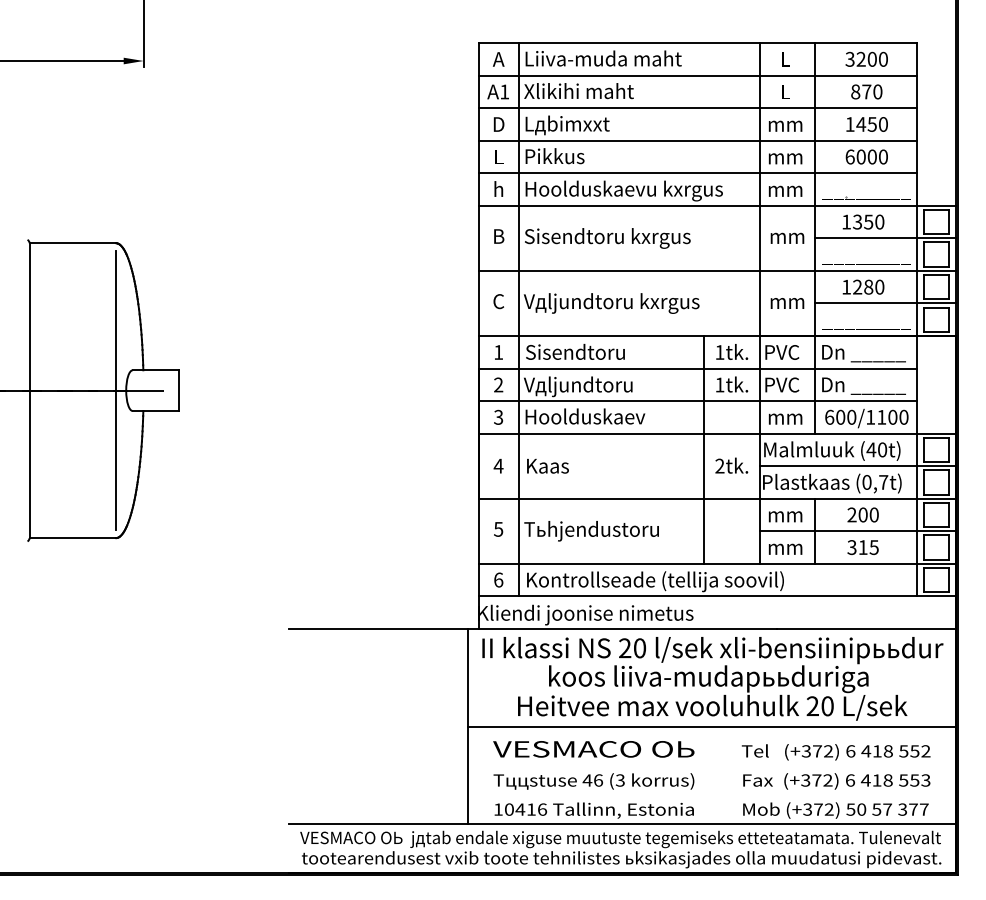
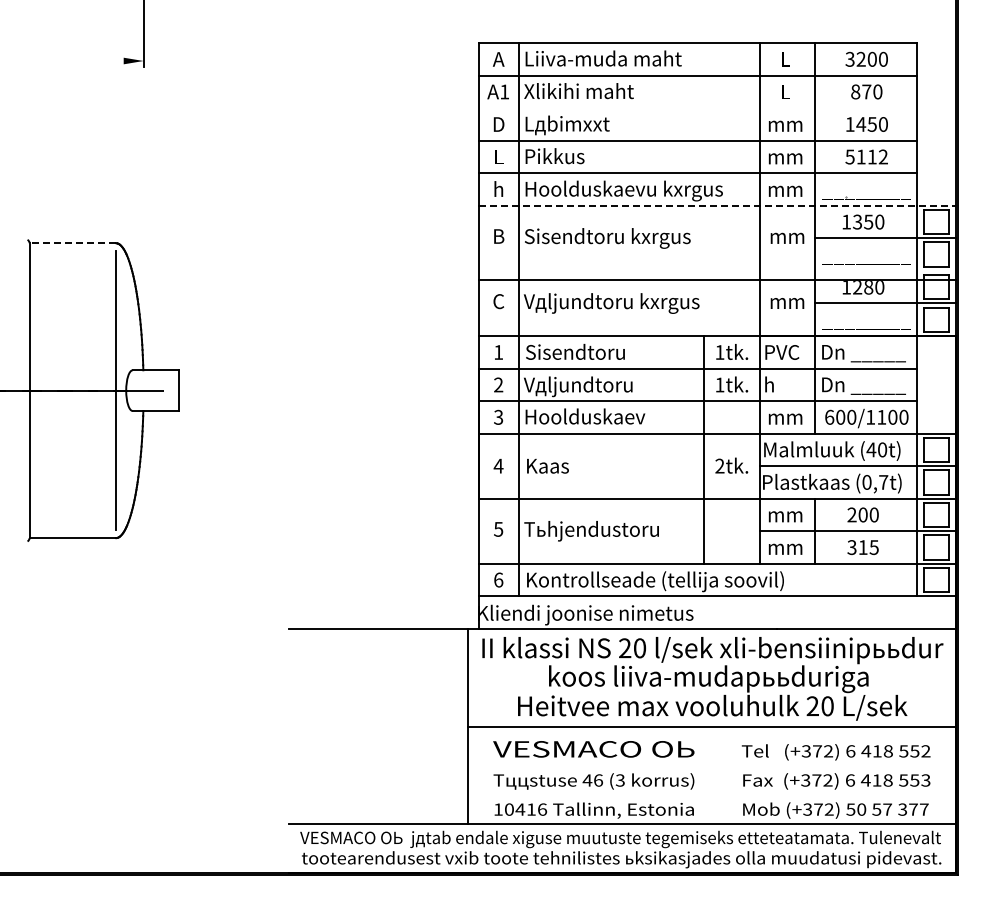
line: present -> none (62, 61)
line: present -> none (697, 108)
text: 6000 -> 5112 (866, 156)
line: solid -> dashed (717, 205)
line: solid -> dashed (72, 243)
line position: (717, 270) -> (717, 279) (717, 279)
text: PVC -> h (782, 384)
